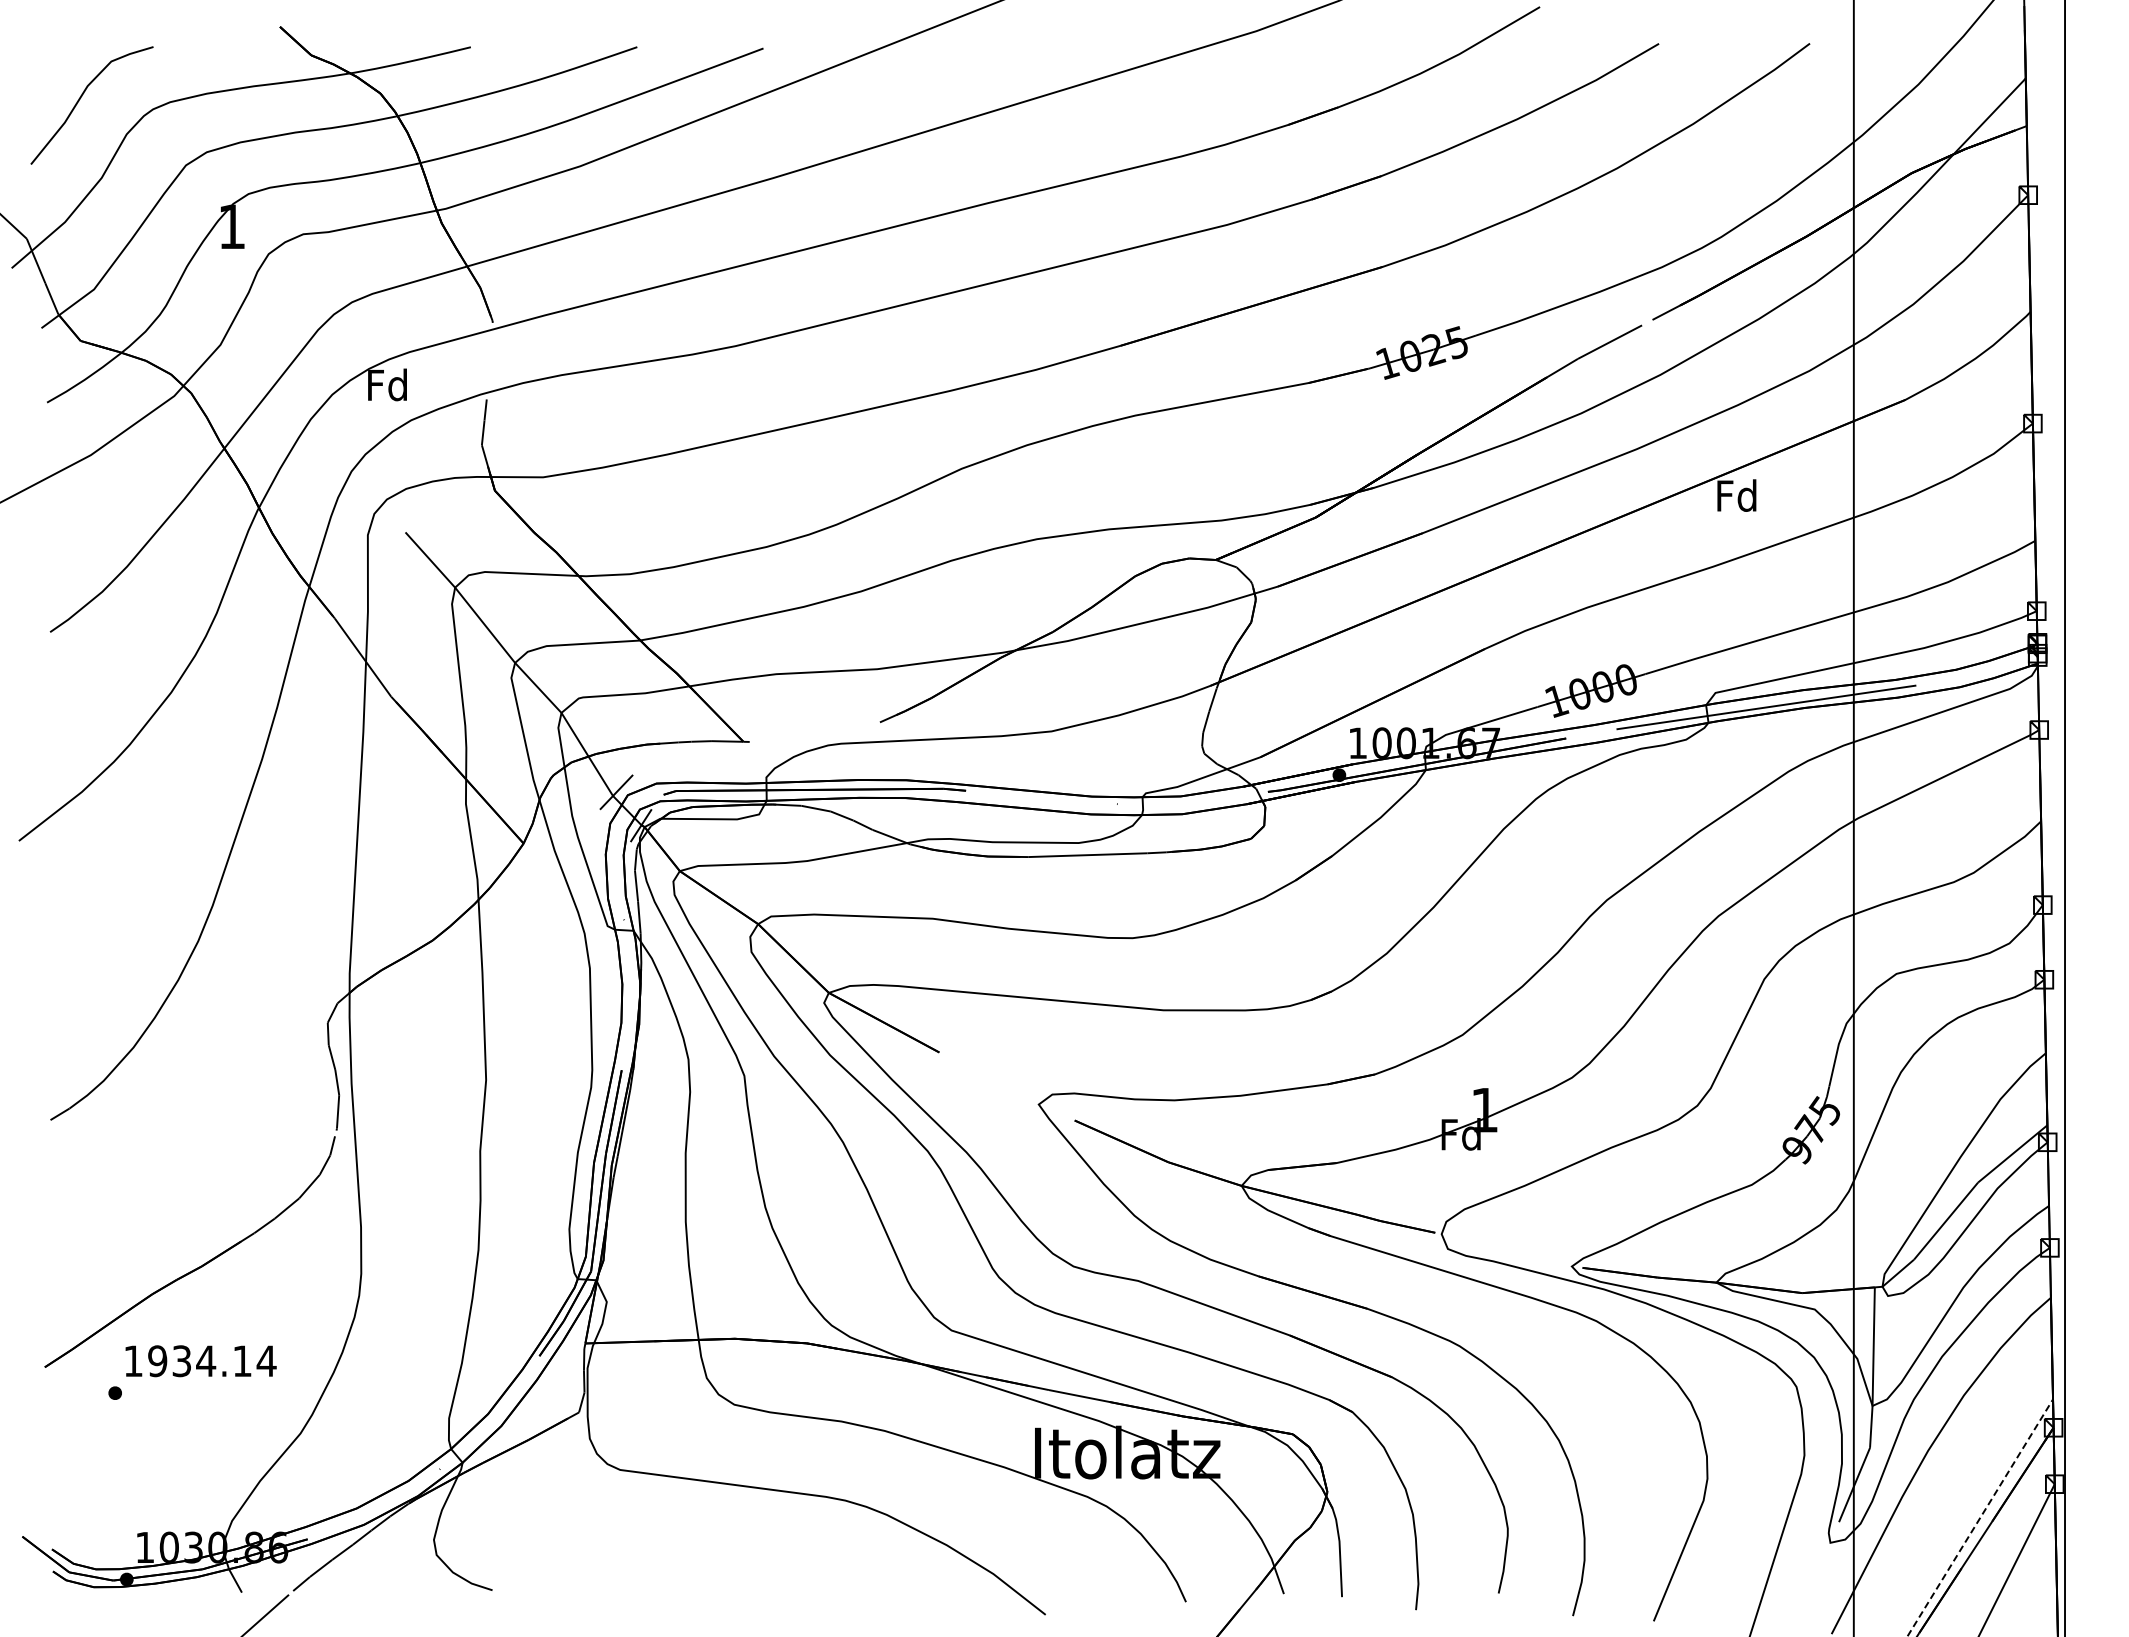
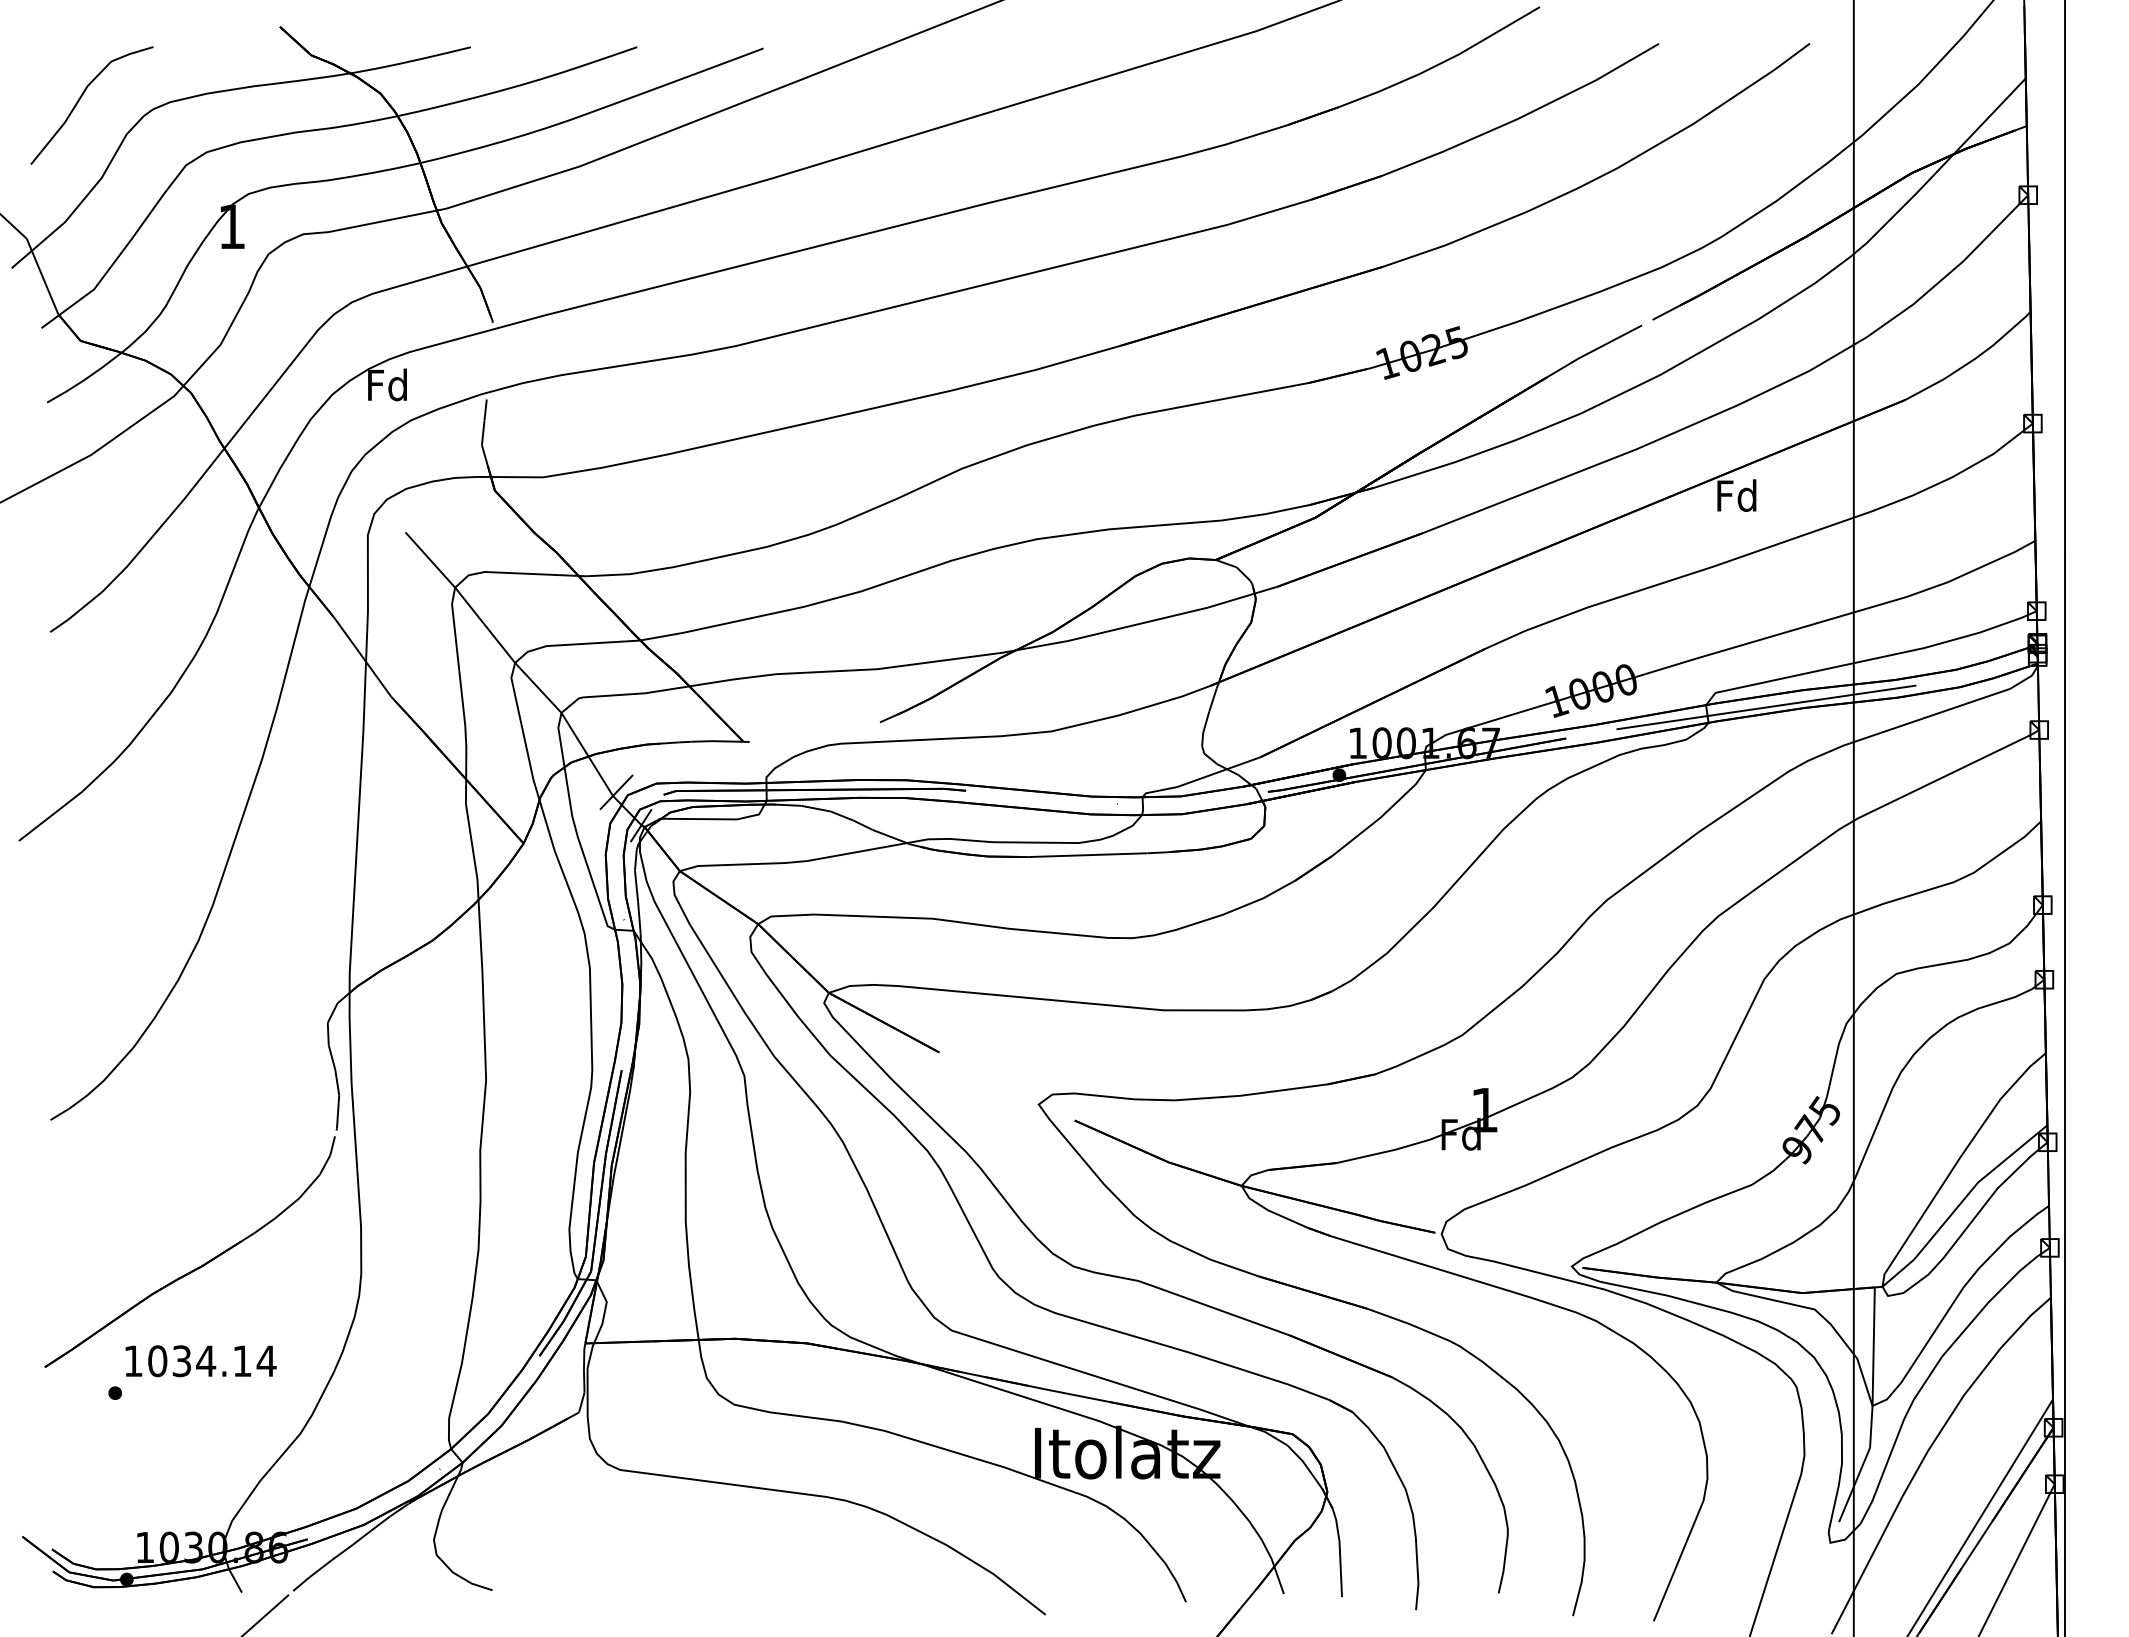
text: 1934.14 -> 1034.14 (157, 1361)
line: dashed -> solid (1980, 1517)
